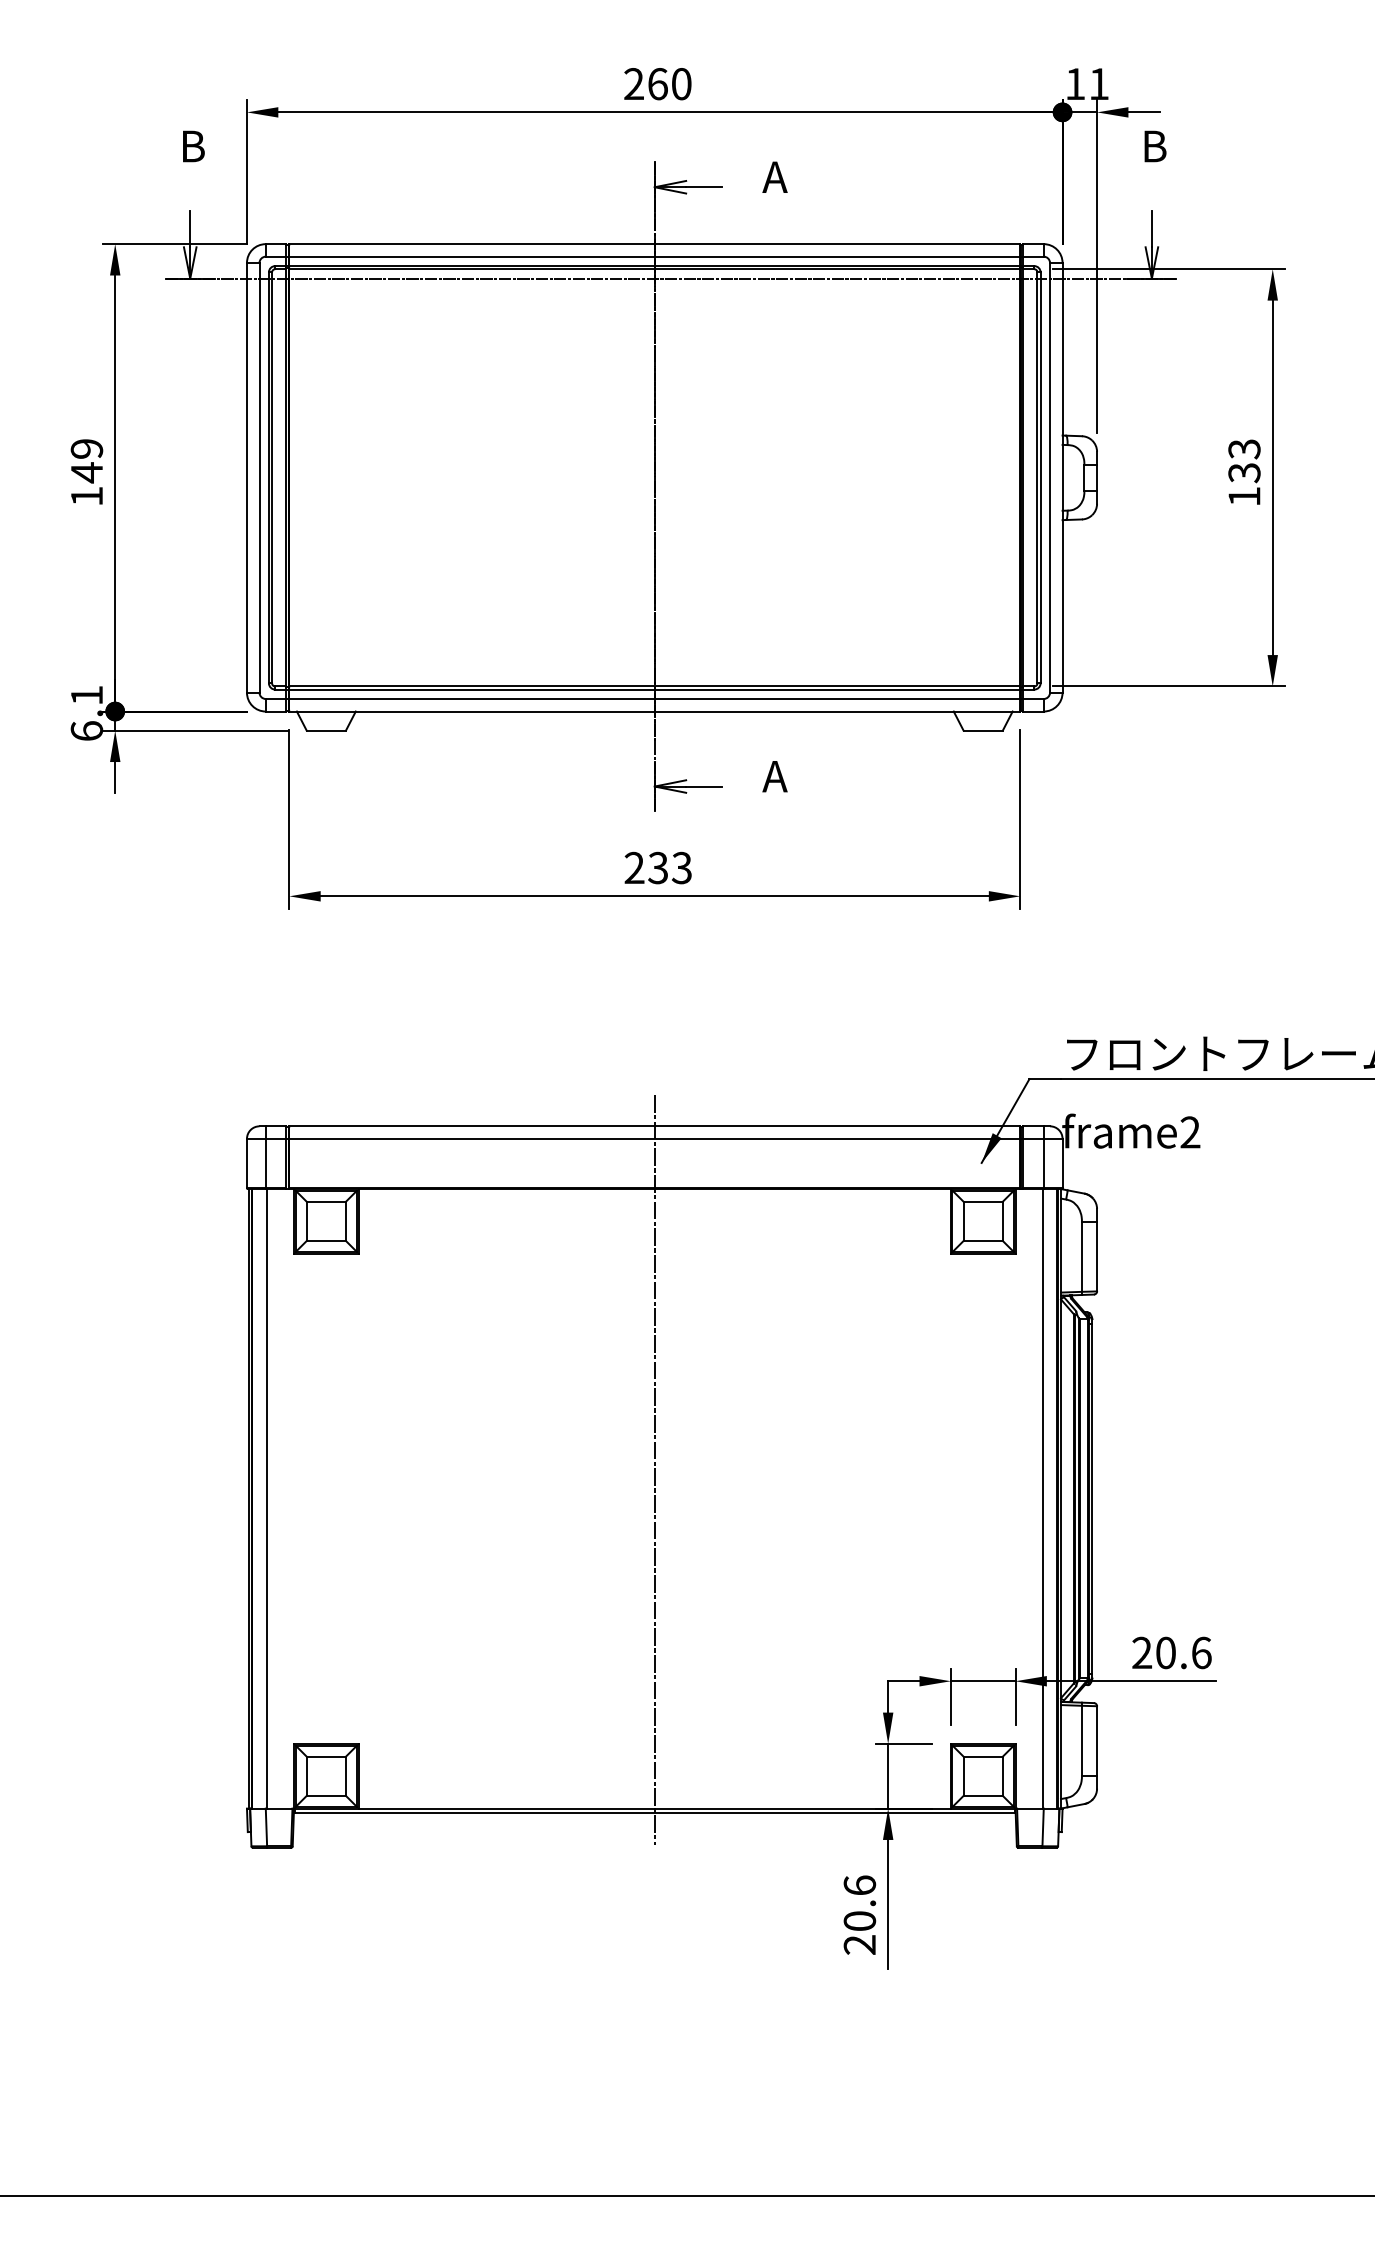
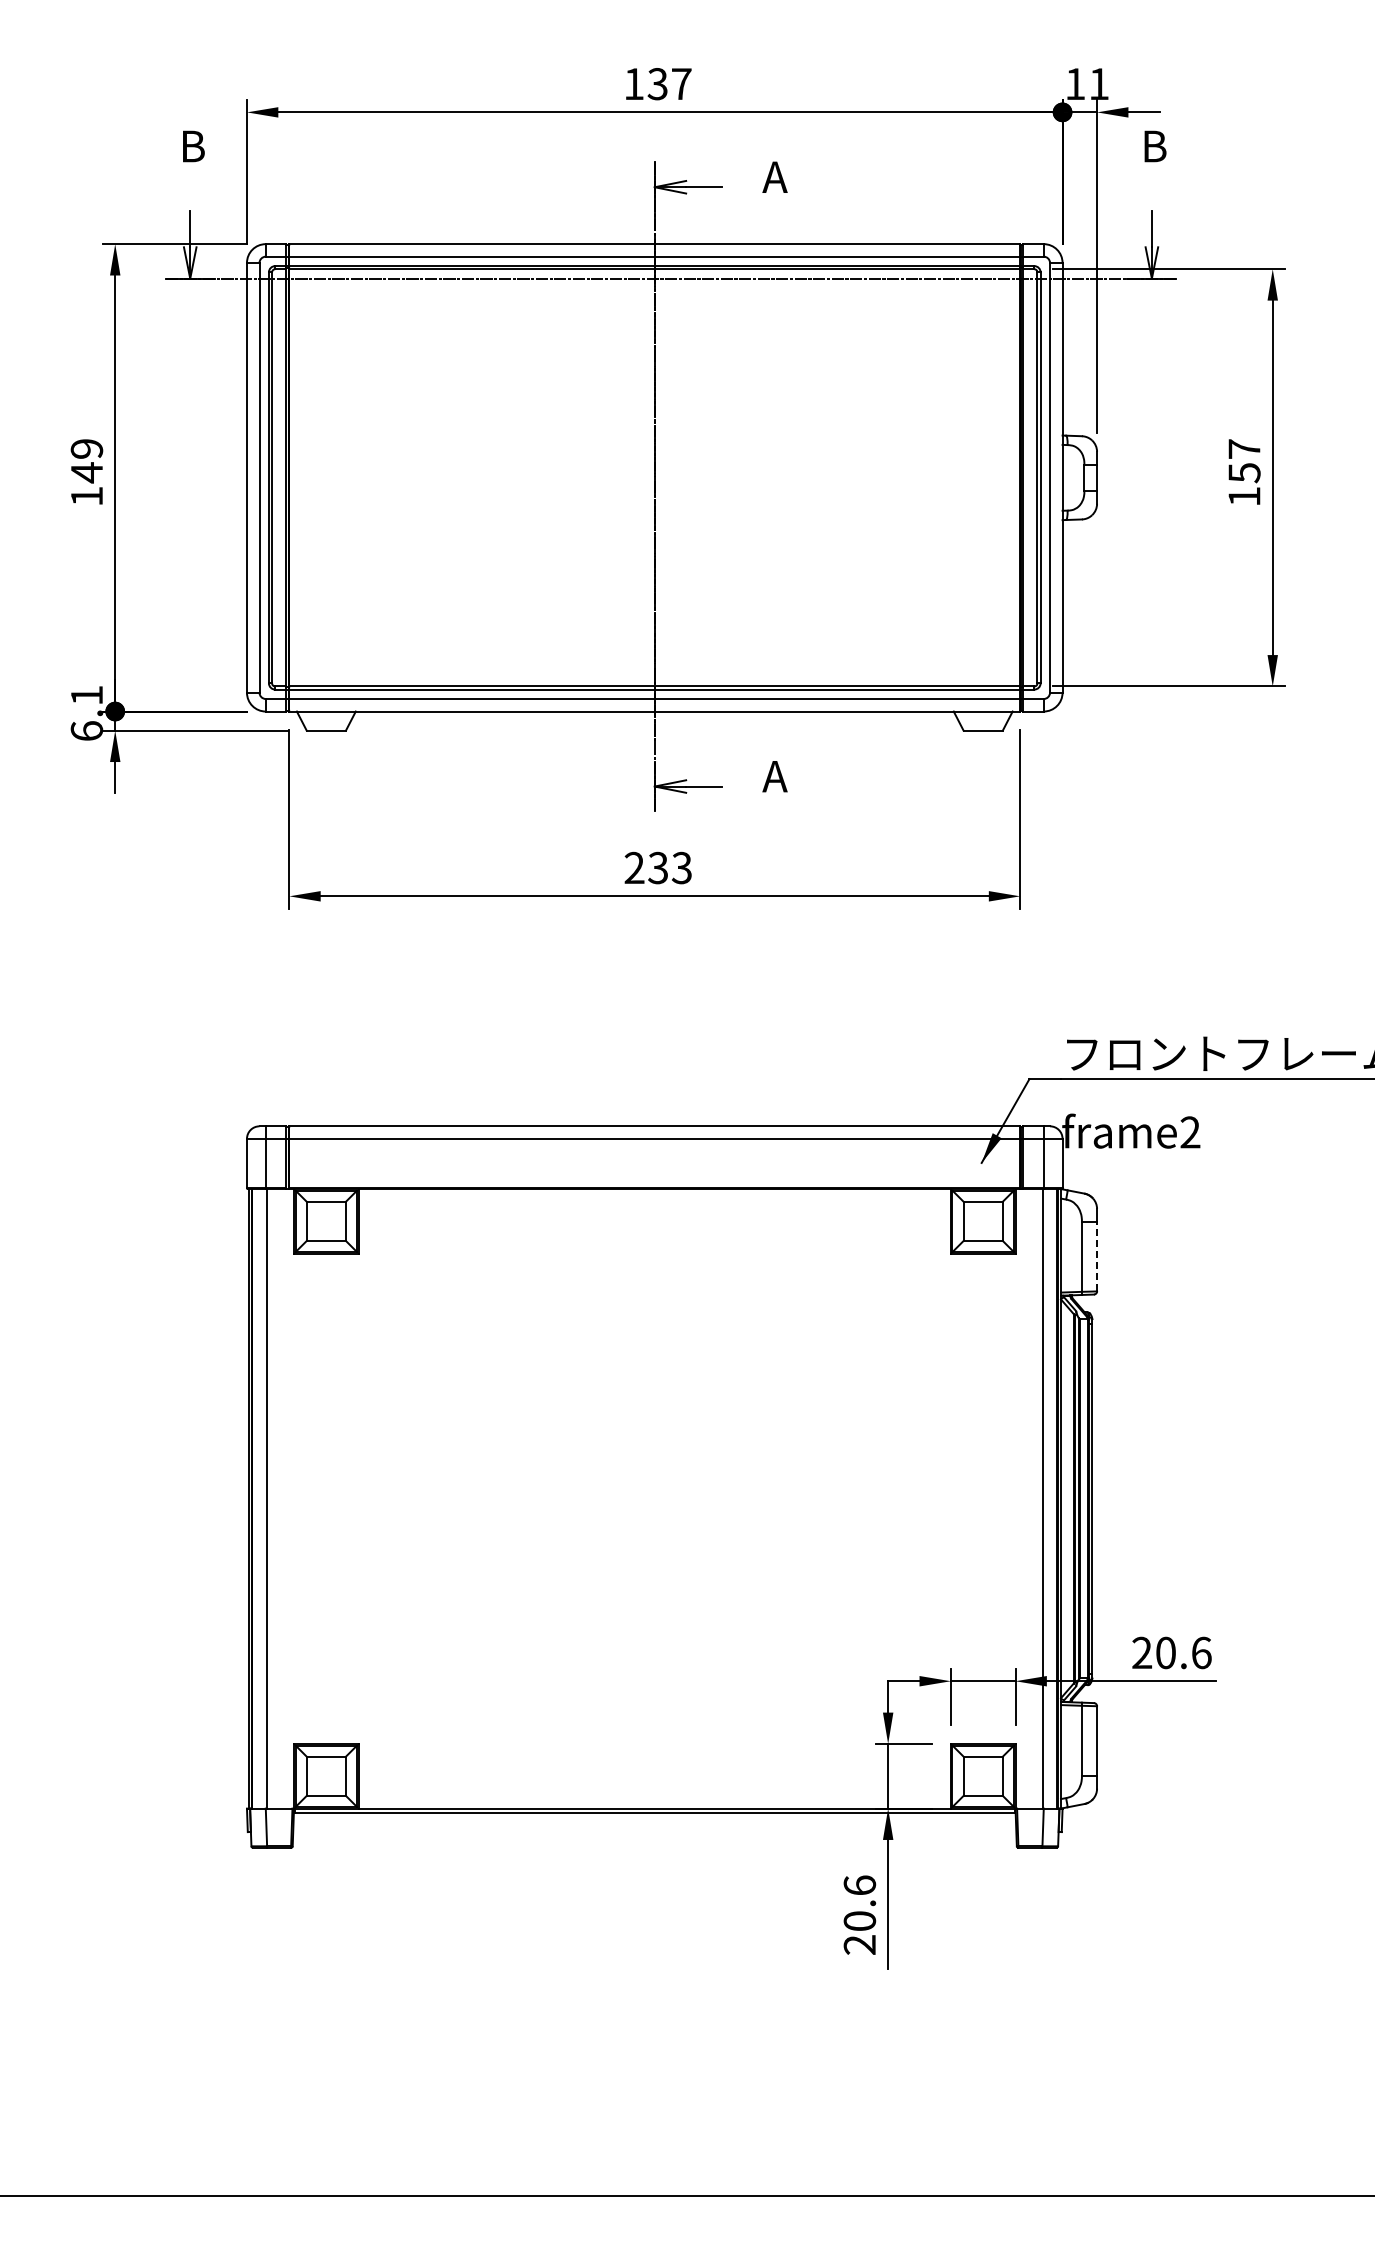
text: 260 -> 137 (657, 84)
text: 133 -> 157 (1244, 460)
line: solid -> dashed (1097, 1256)
line: present -> none (654, 1469)
